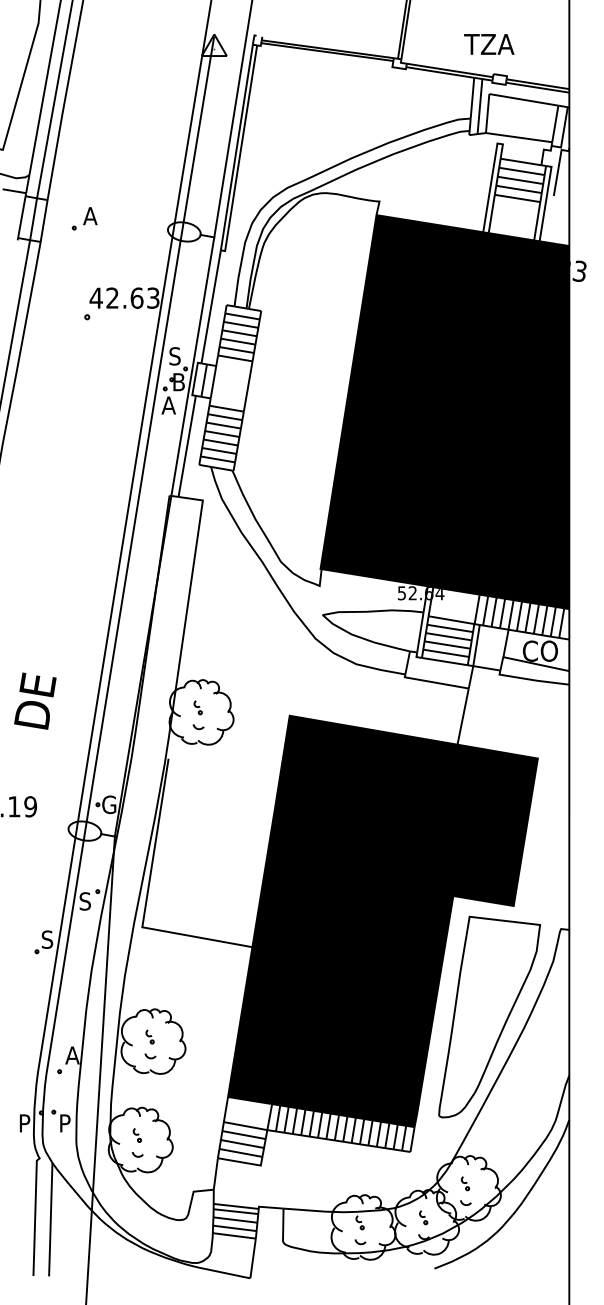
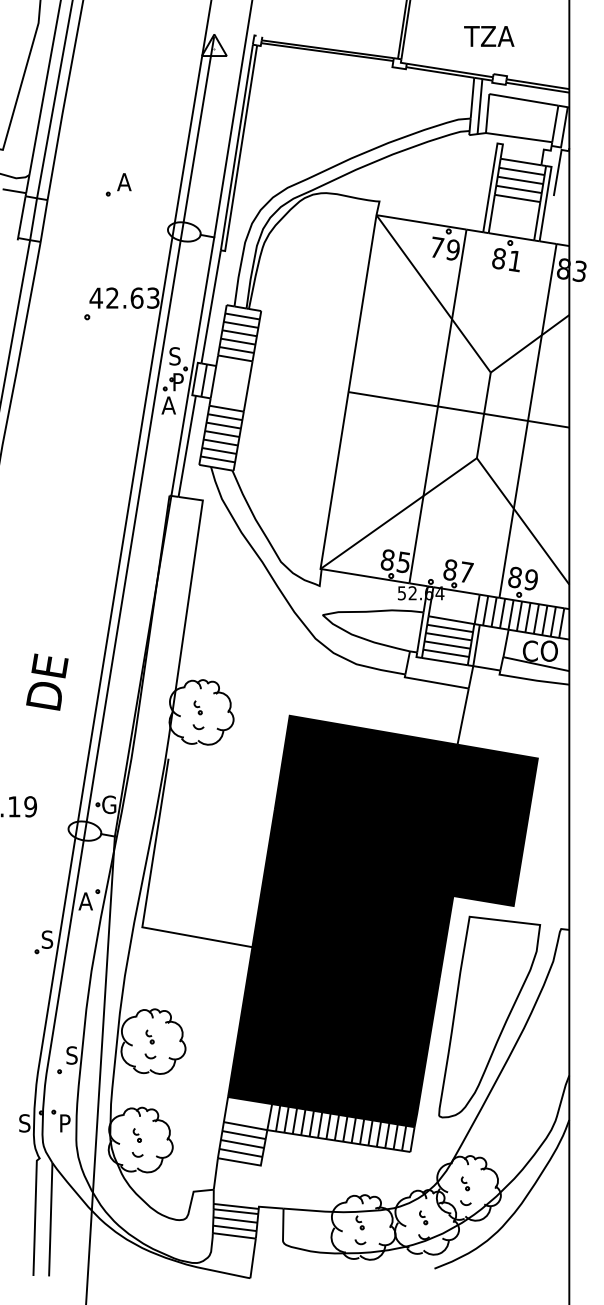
text position: (489, 44) -> (489, 36) (489, 36)
part position: (84, 218) -> (118, 184) (118, 184)
text: B -> P (179, 382)
fill: present -> none (444, 412)
text position: (35, 700) -> (47, 681) (47, 681)
text: S -> A (85, 901)
text: A -> S (72, 1055)
text: P -> S (24, 1123)
